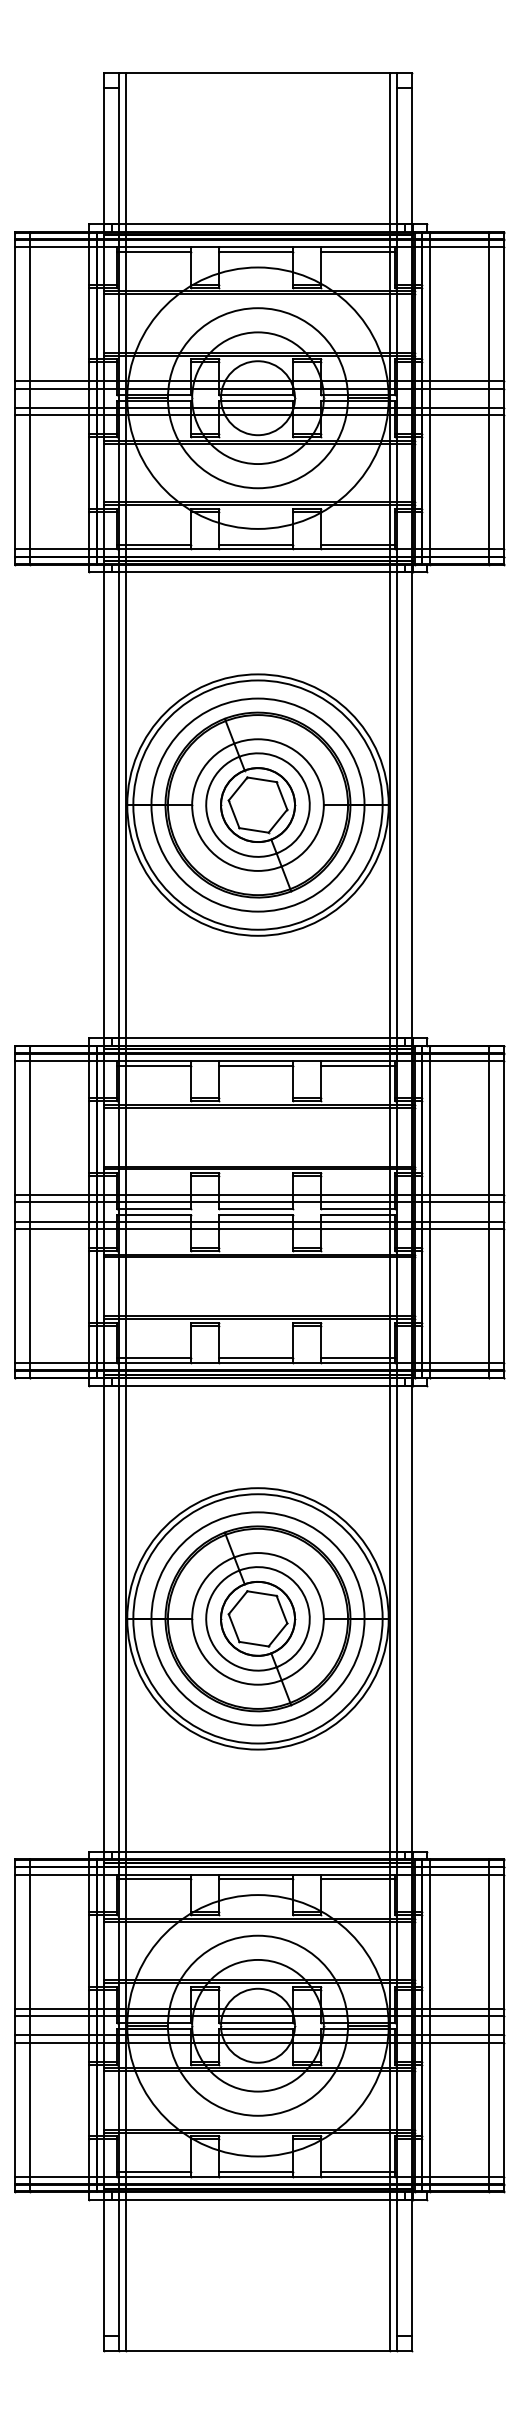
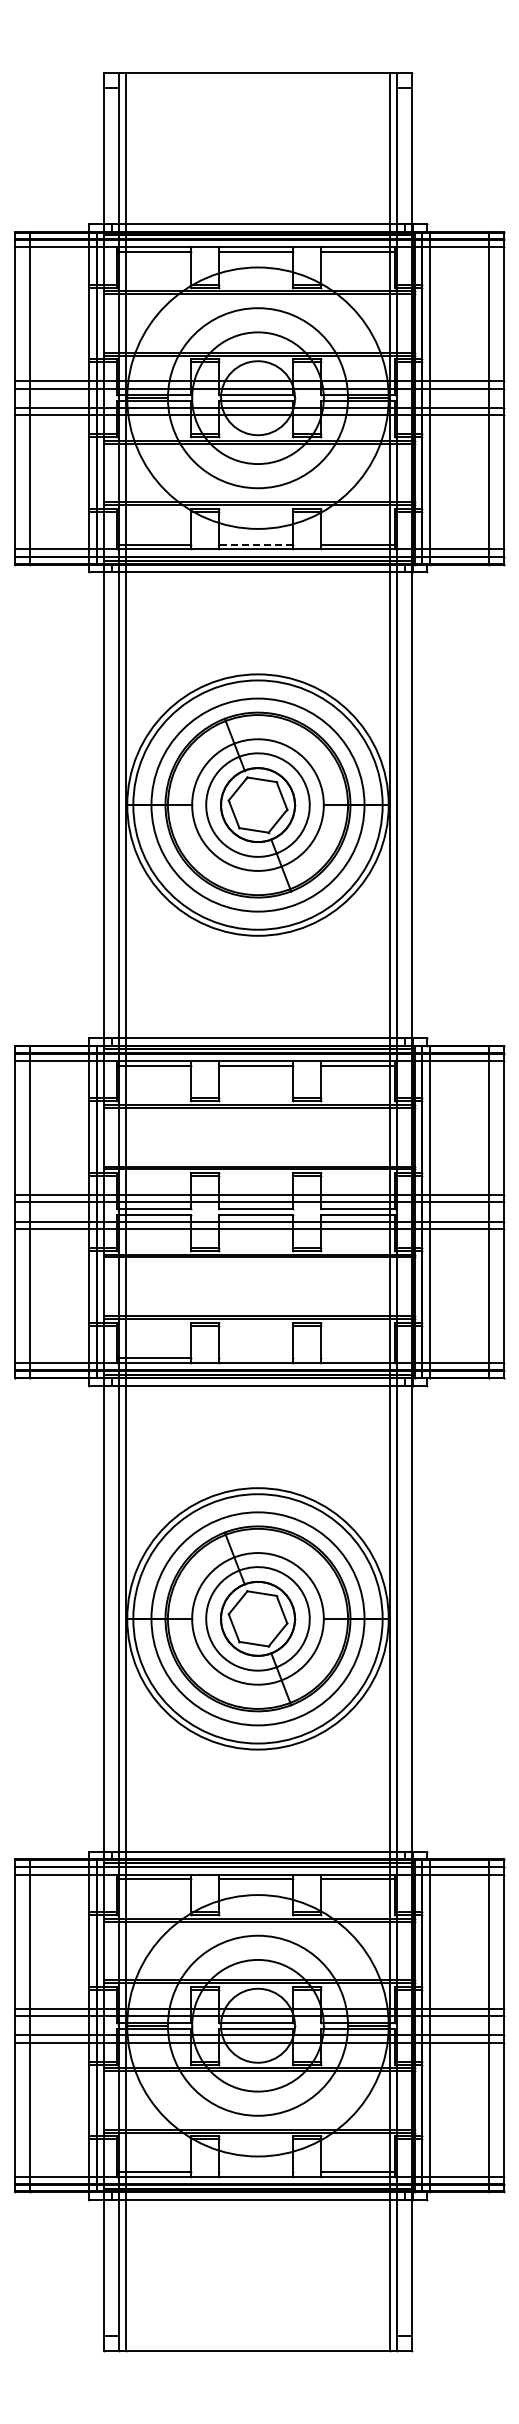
line: solid -> dashed (255, 544)
line: present -> none (255, 1358)
line: present -> none (357, 1358)
line: present -> none (255, 2172)
